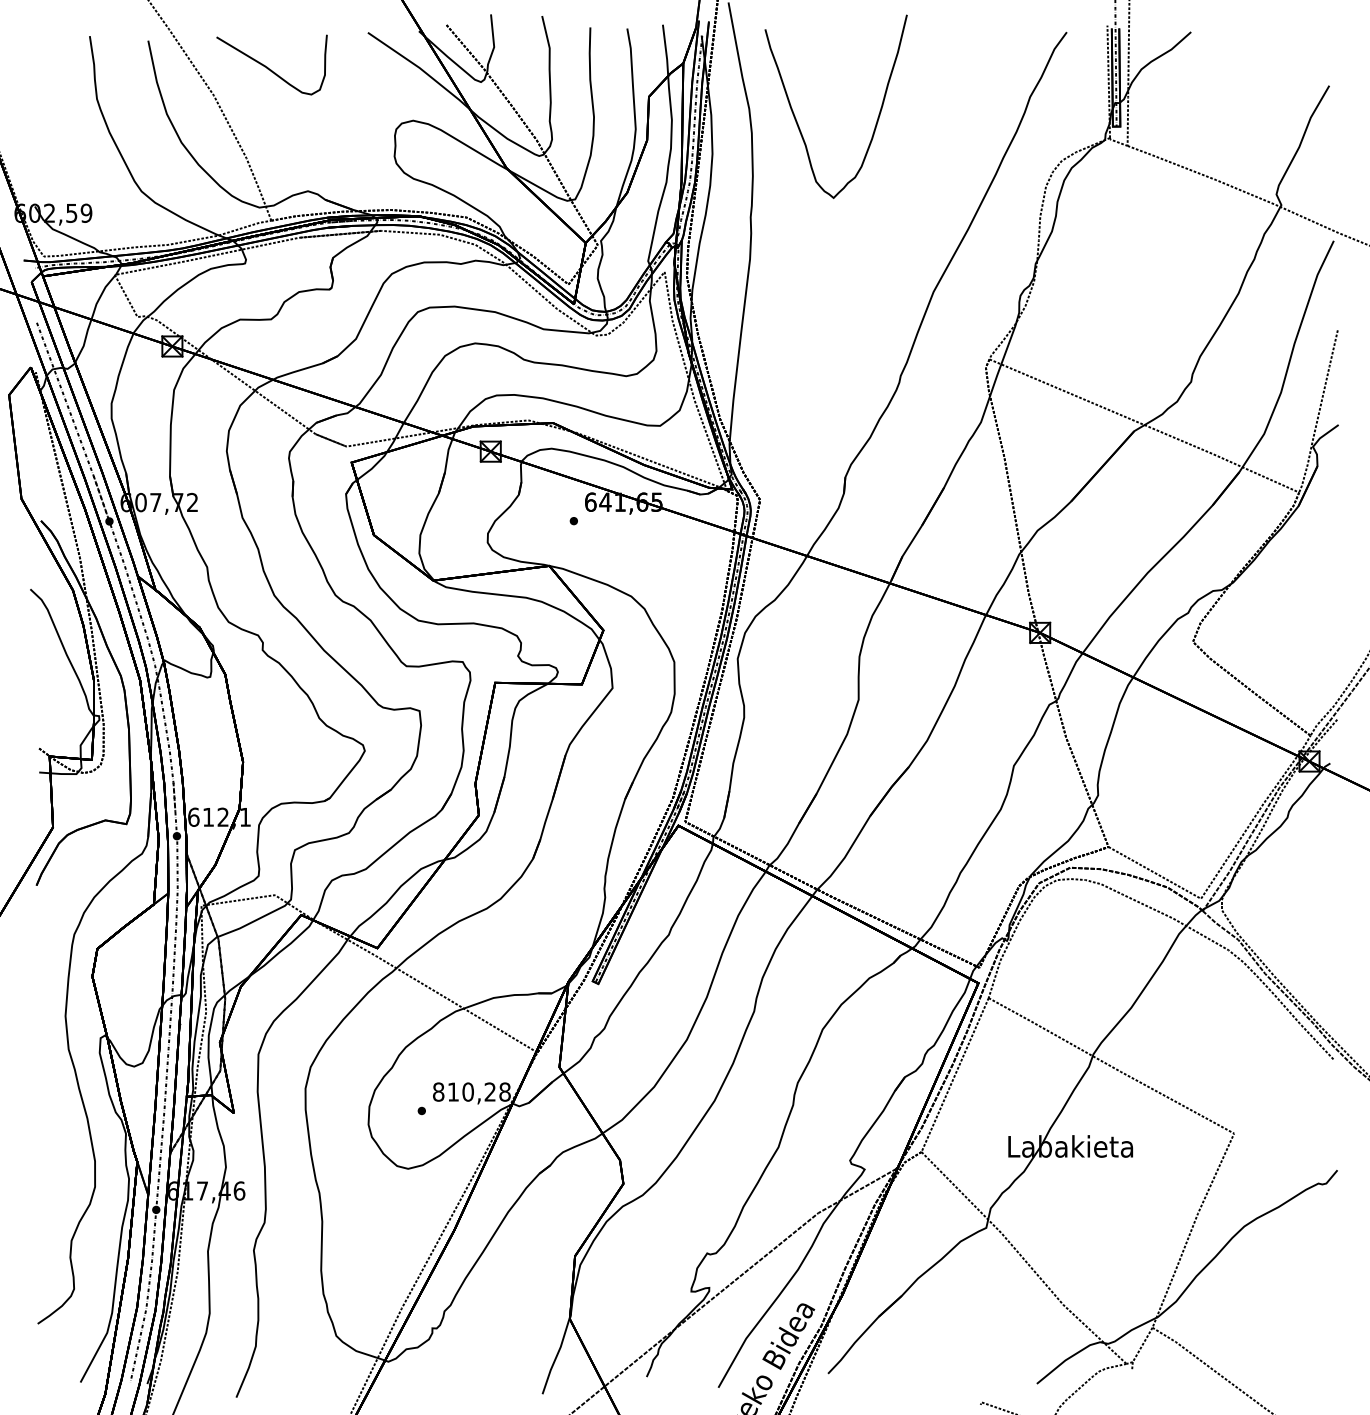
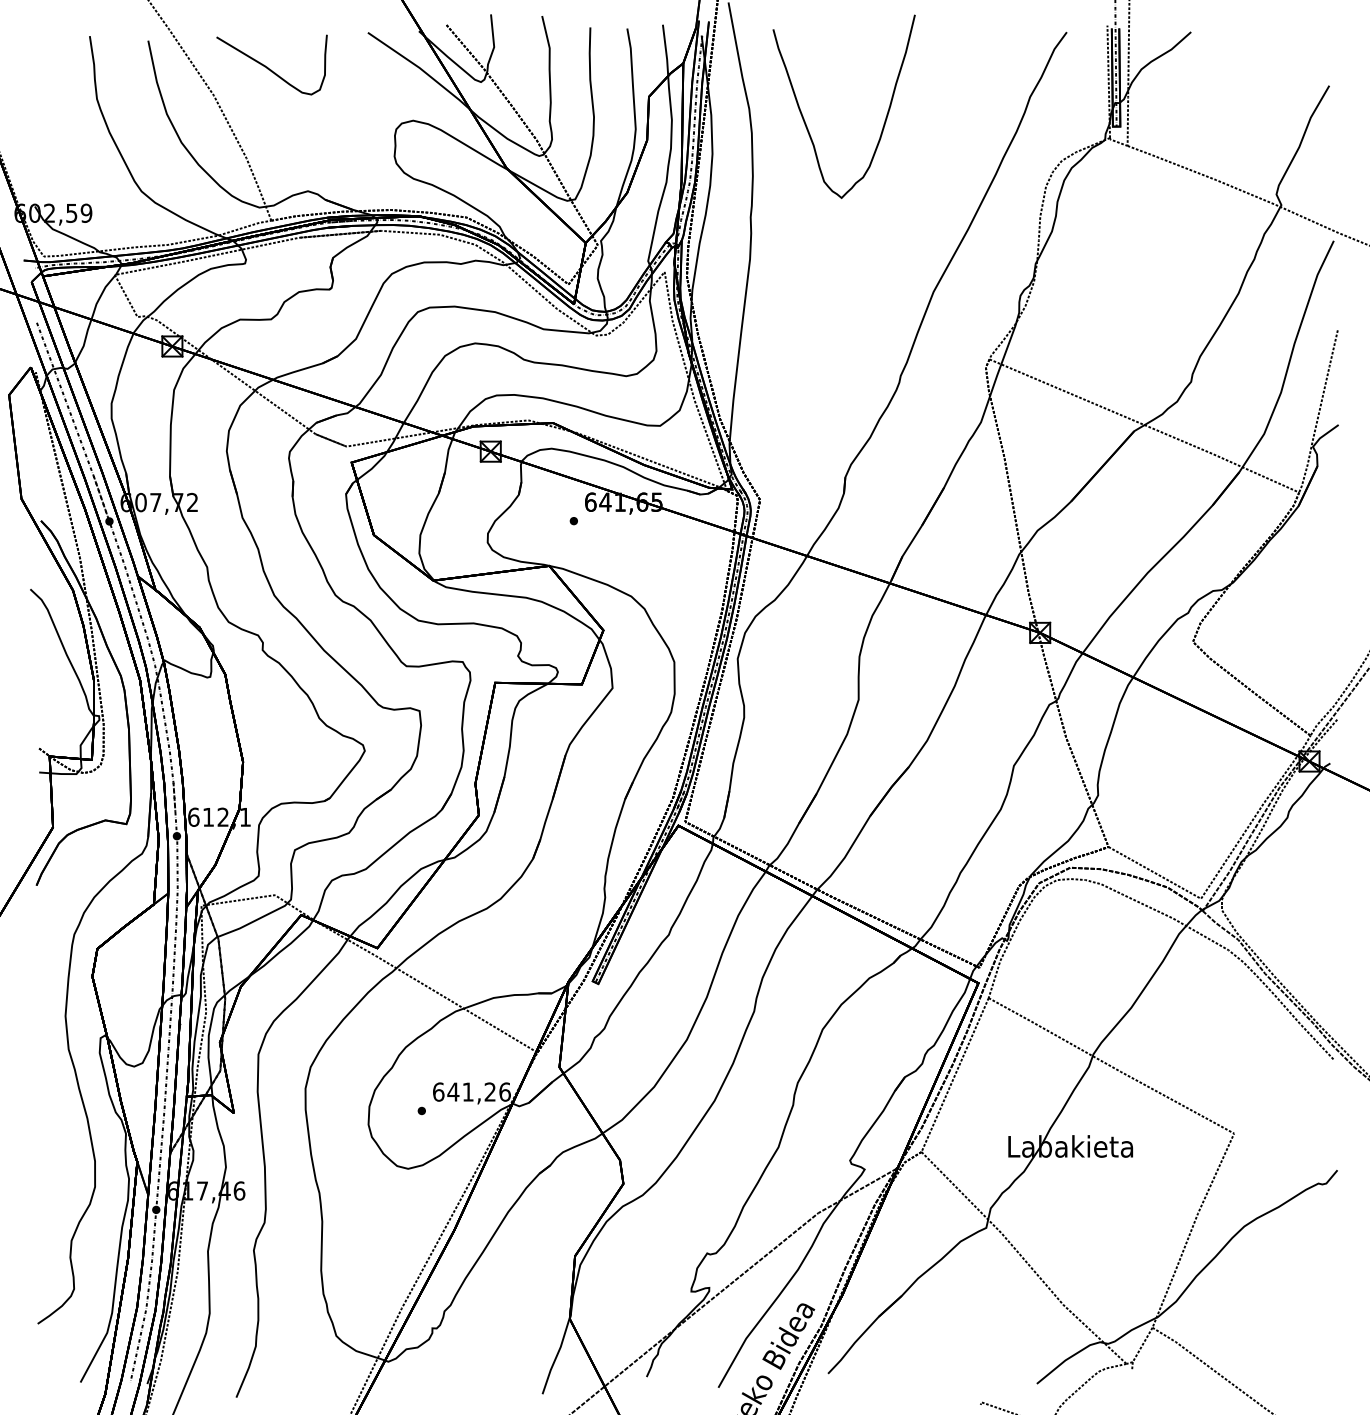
curve position: (798, 123) -> (806, 123) (806, 123)
text: 810,28 -> 641,26 (471, 1091)
